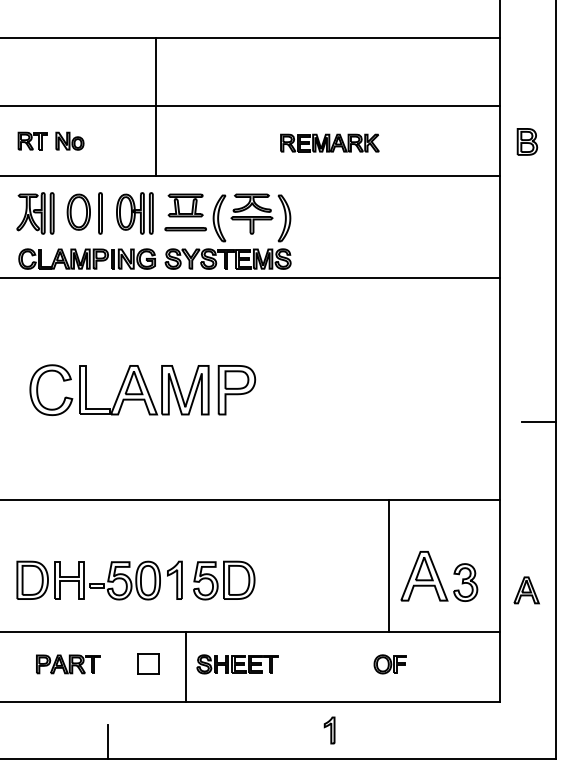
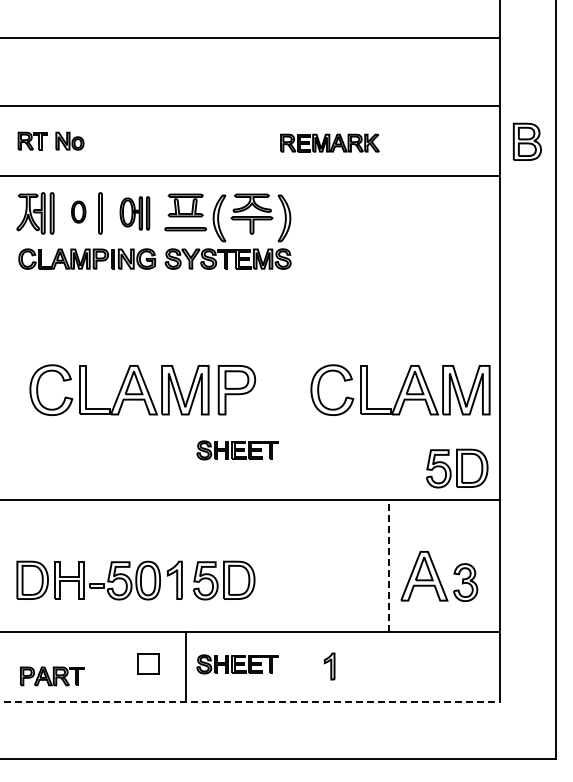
line: present -> none (155, 106)
part size: 23x28 px -> 30x39 px (526, 141)
part size: 25x38 px -> 16x24 px (78, 211)
part size: 38x43 px -> 32x35 px (134, 213)
line: present -> none (250, 277)
part: none -> present (400, 389)
line: present -> none (539, 422)
part: none -> present (237, 450)
part: none -> present (457, 468)
line: solid -> dashed (388, 565)
part: present -> none (526, 590)
part position: (68, 664) -> (52, 676) (52, 676)
part: present -> none (389, 664)
line: solid -> dashed (250, 702)
part position: (329, 730) -> (329, 666) (329, 666)
line: present -> none (107, 741)
